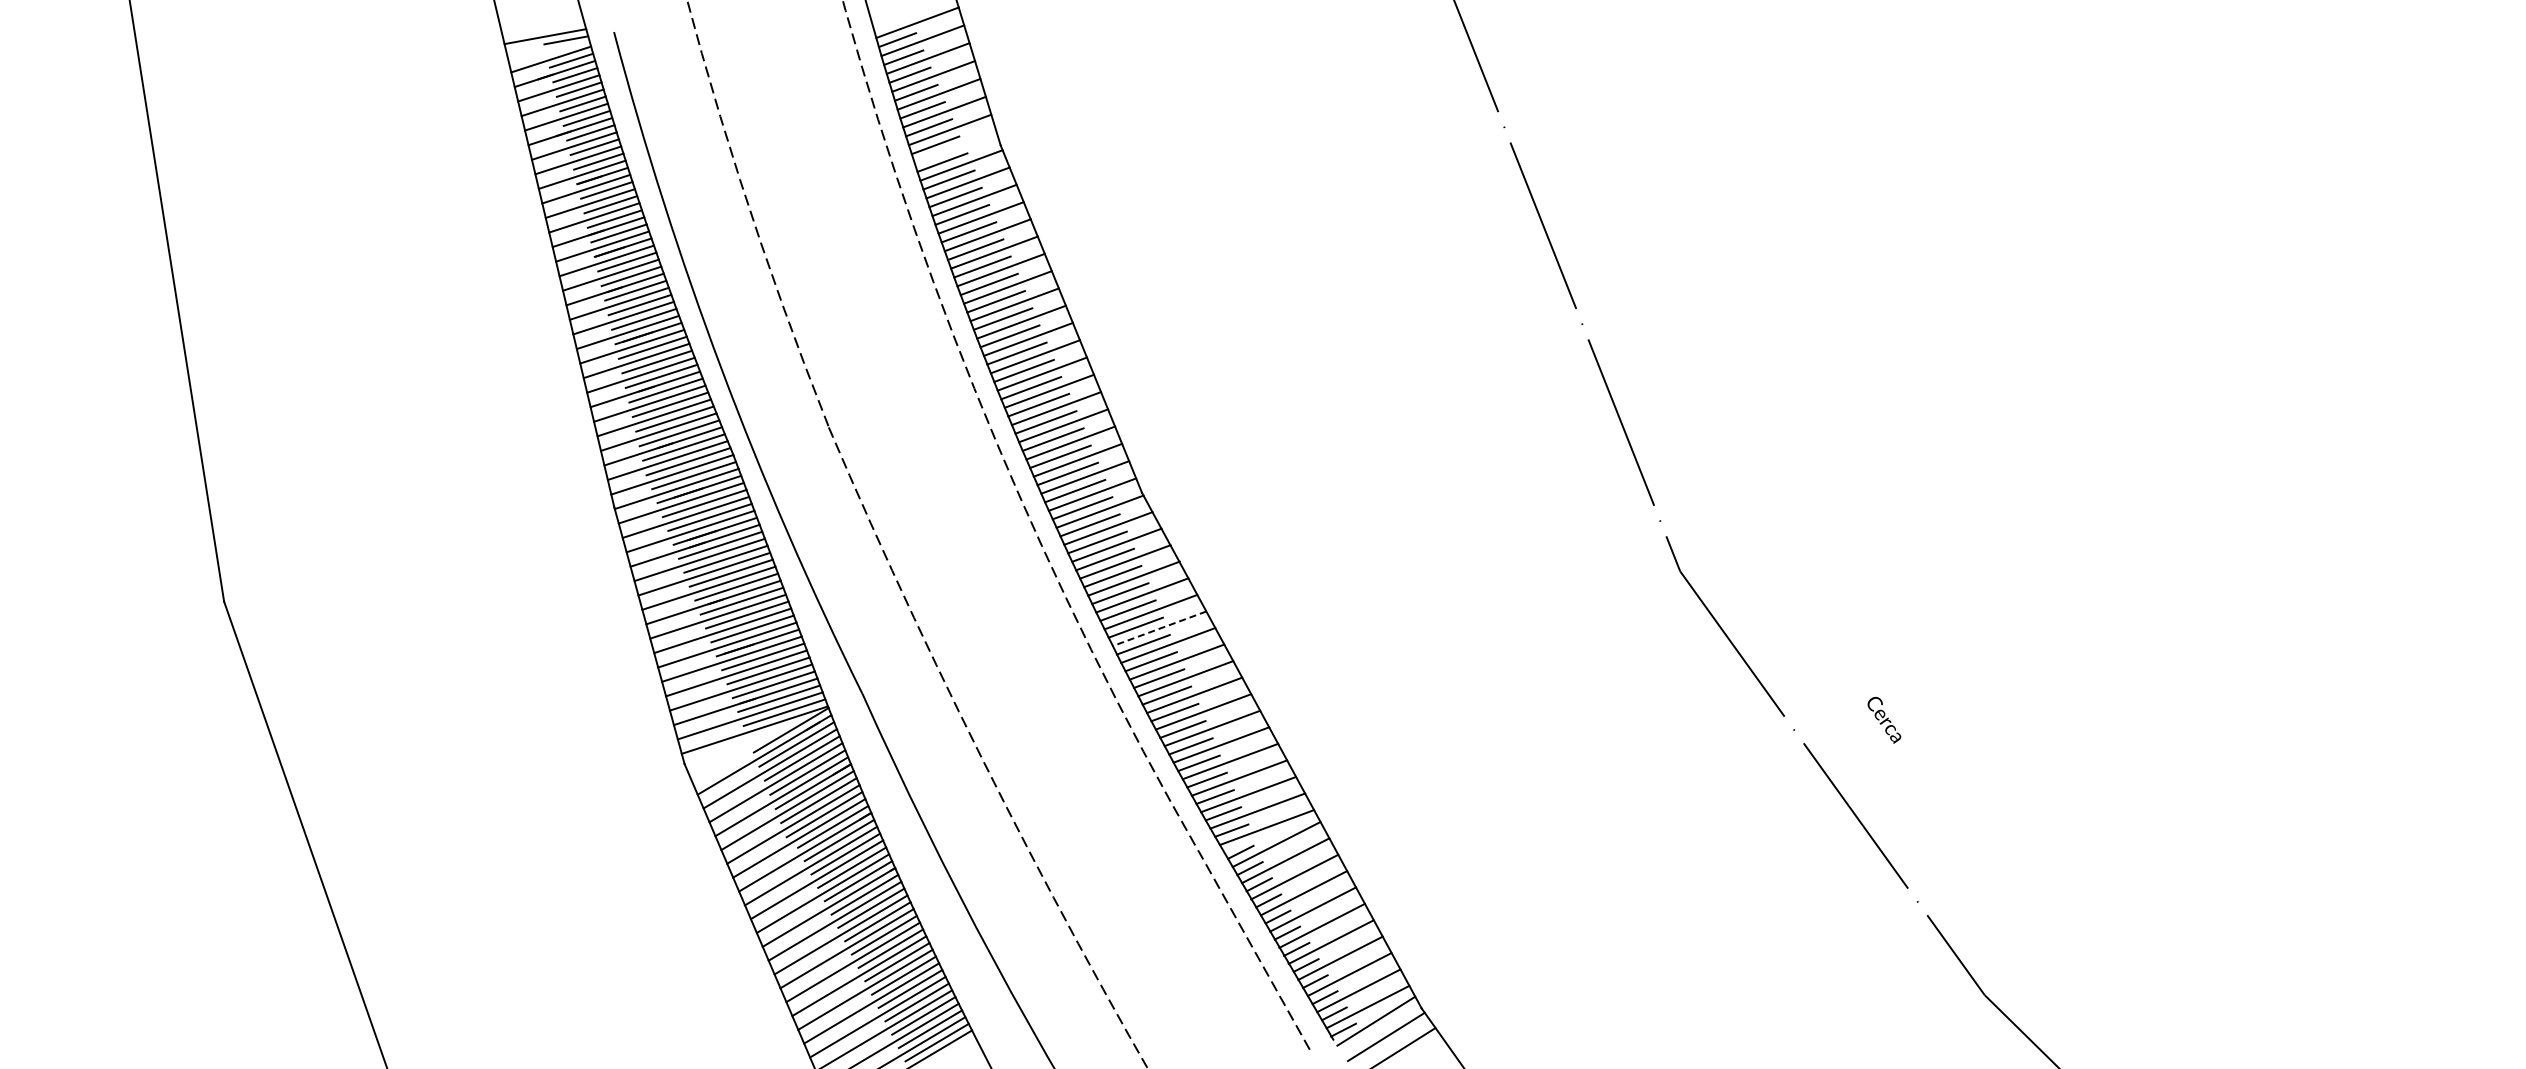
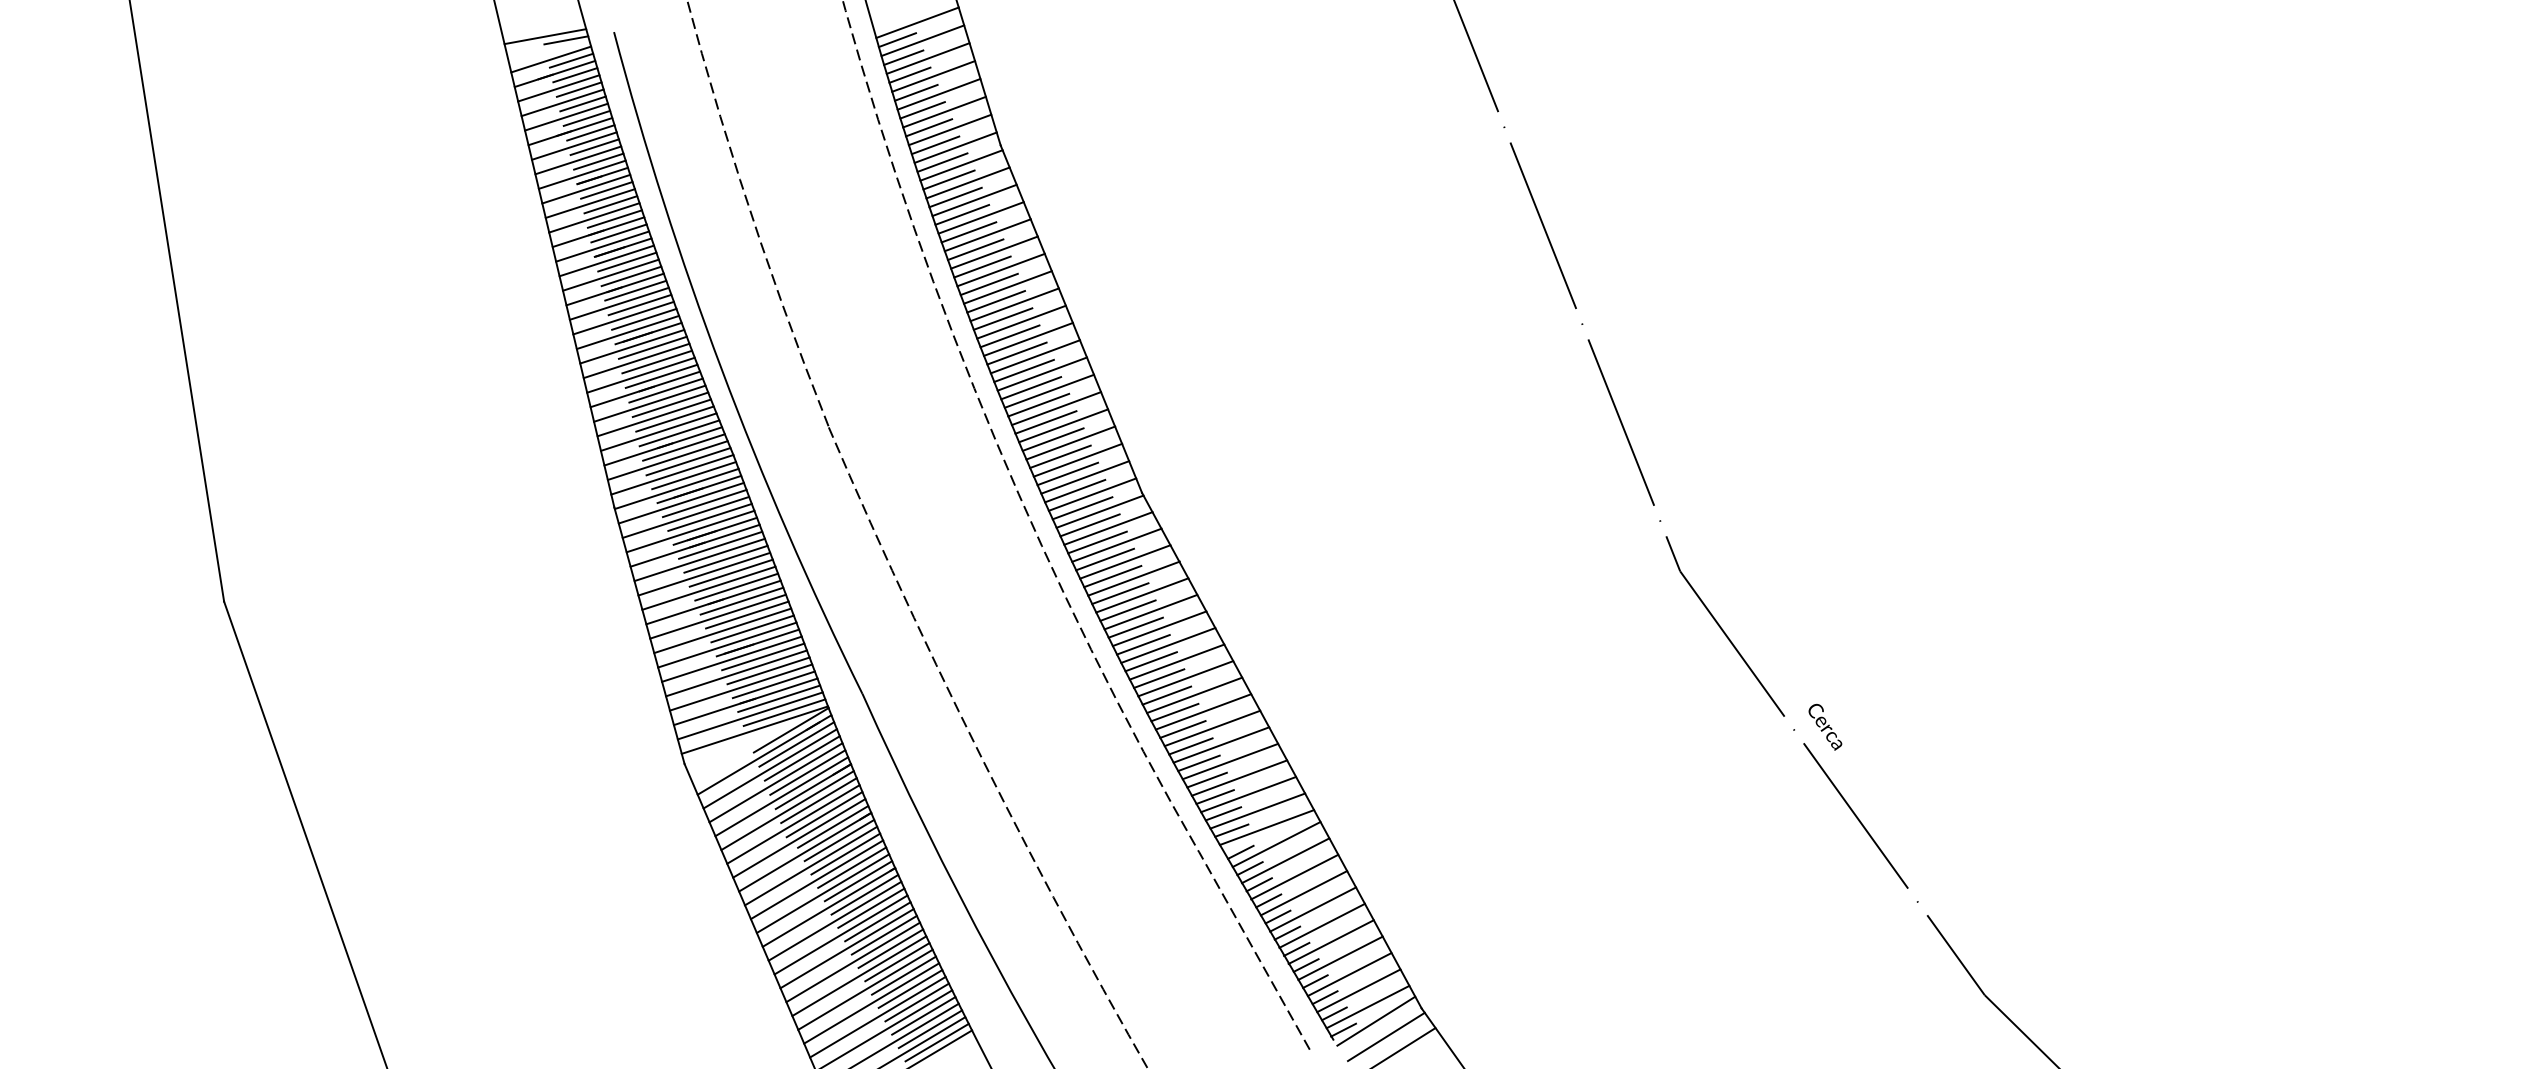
line: none -> present (955, 147)
line: dashed -> solid (1159, 628)
text position: (1884, 719) -> (1825, 726) (1825, 726)
